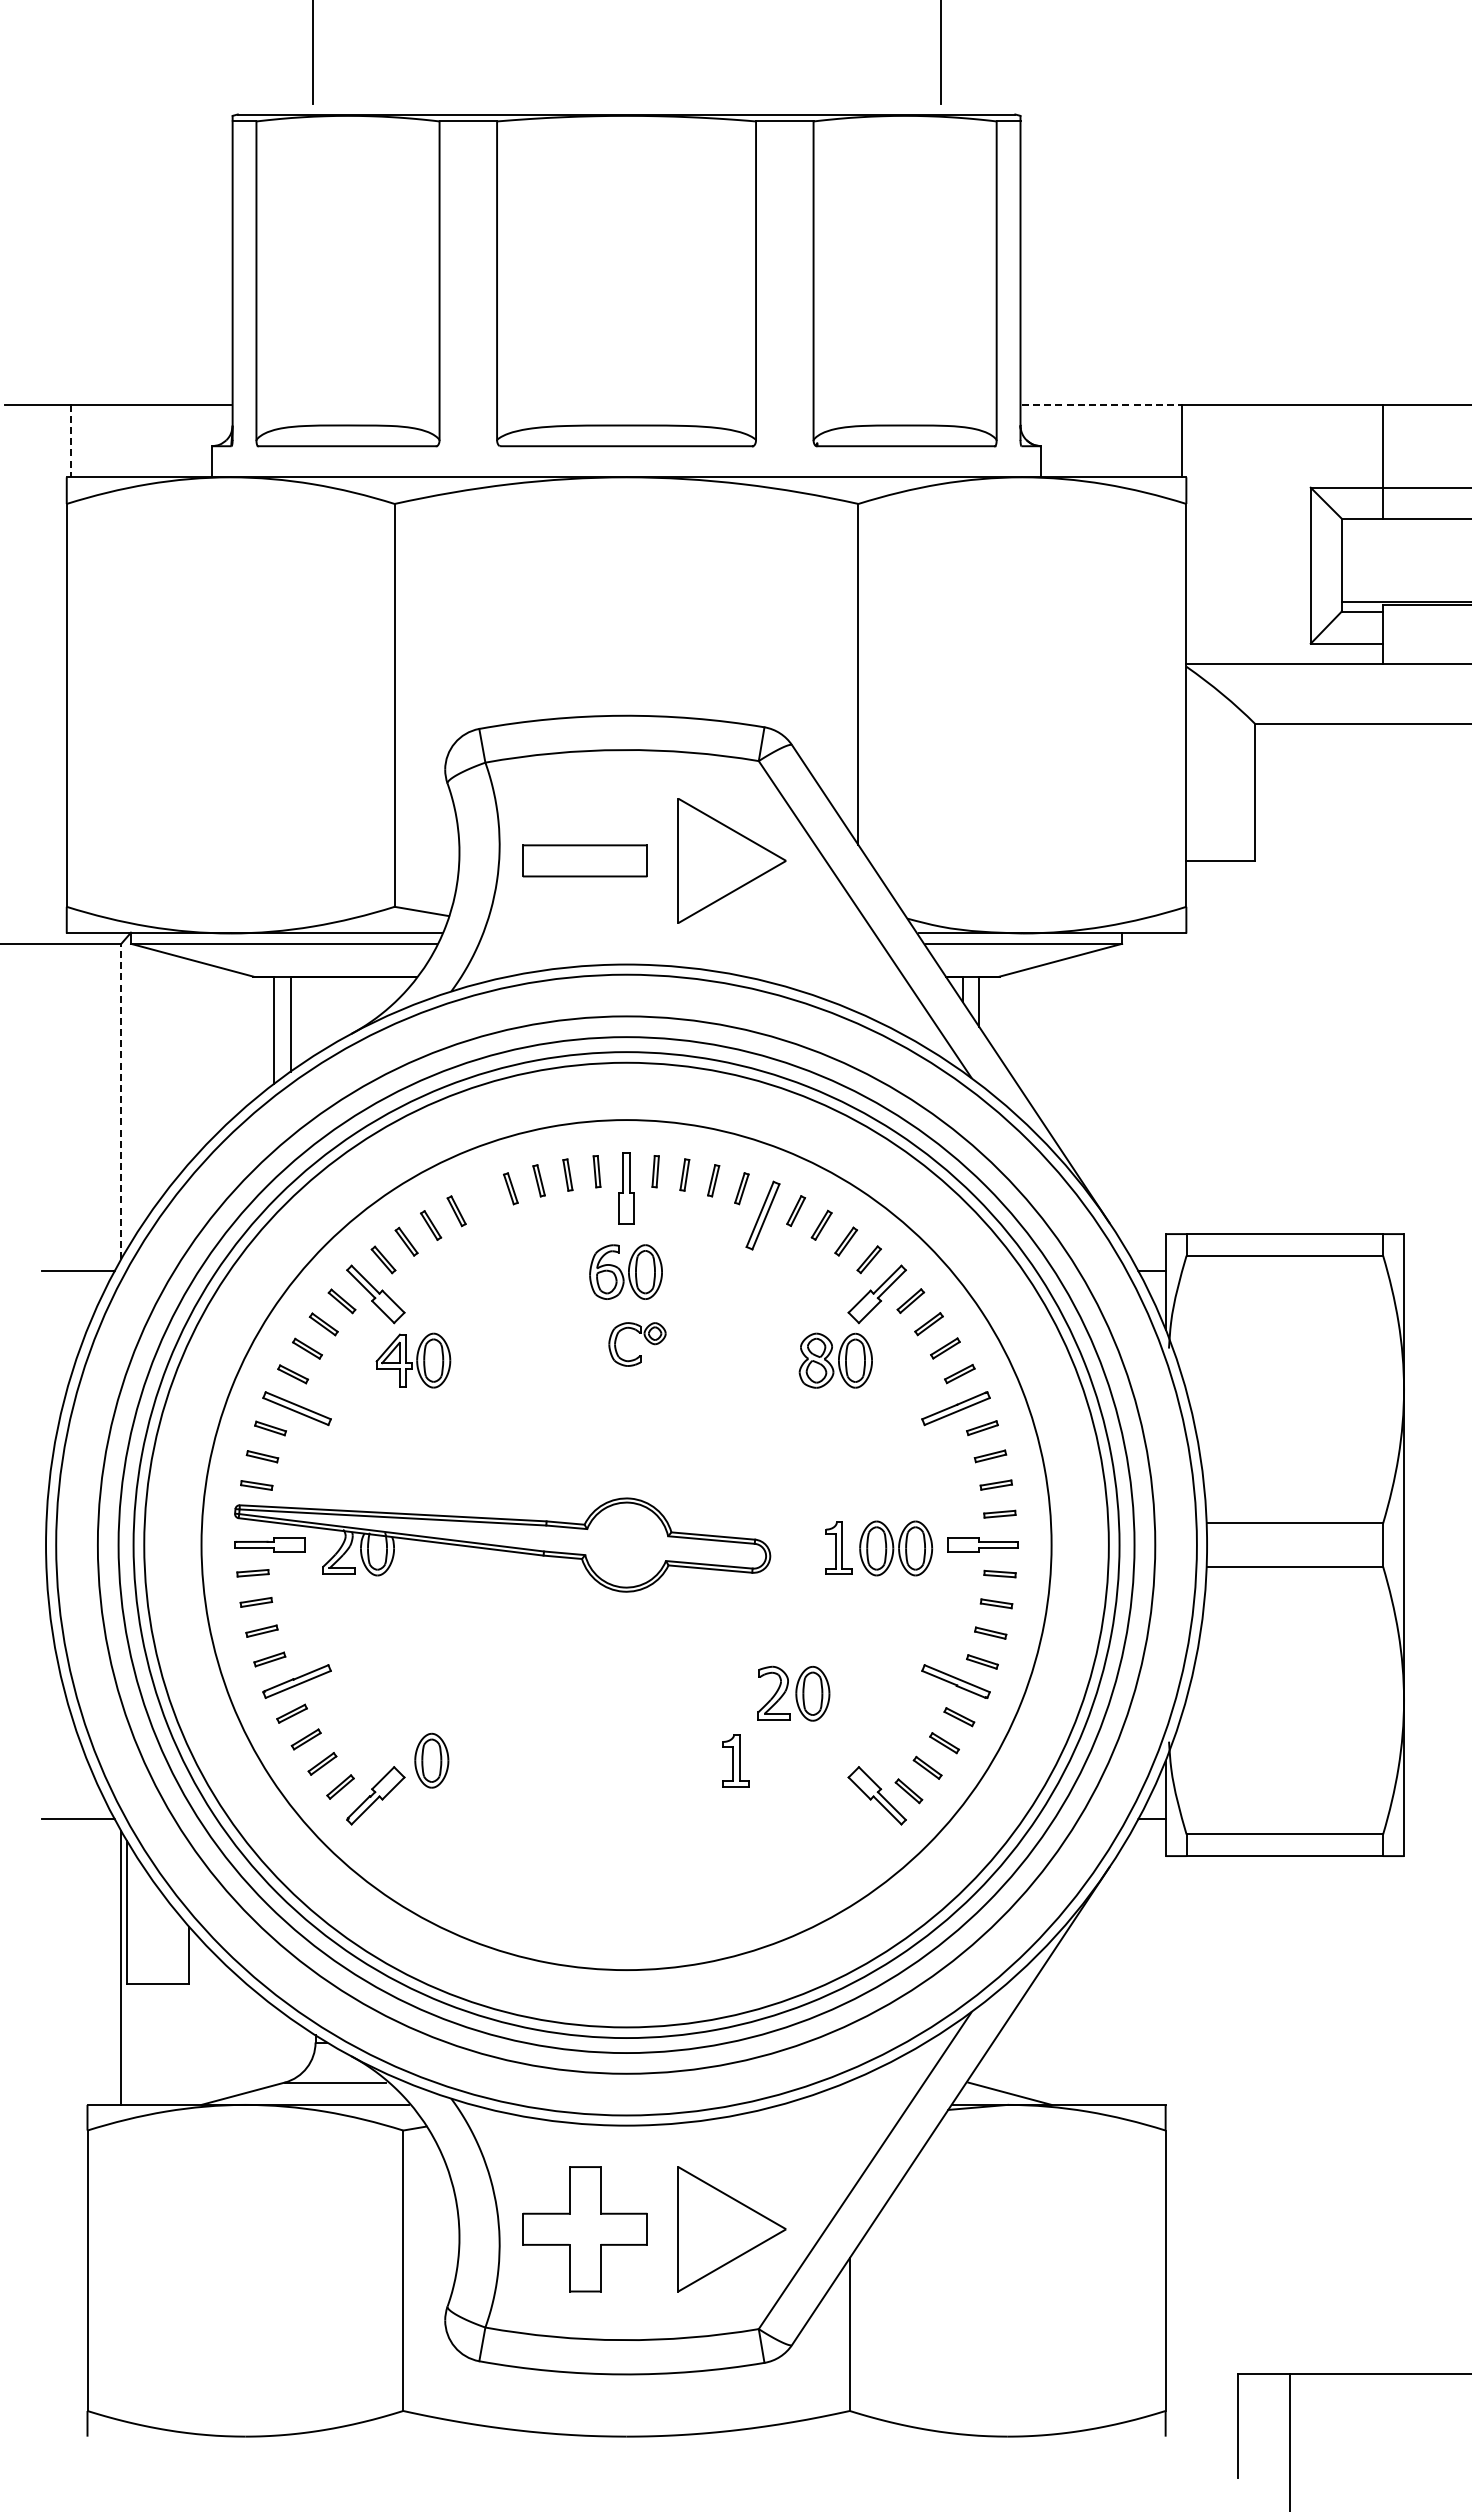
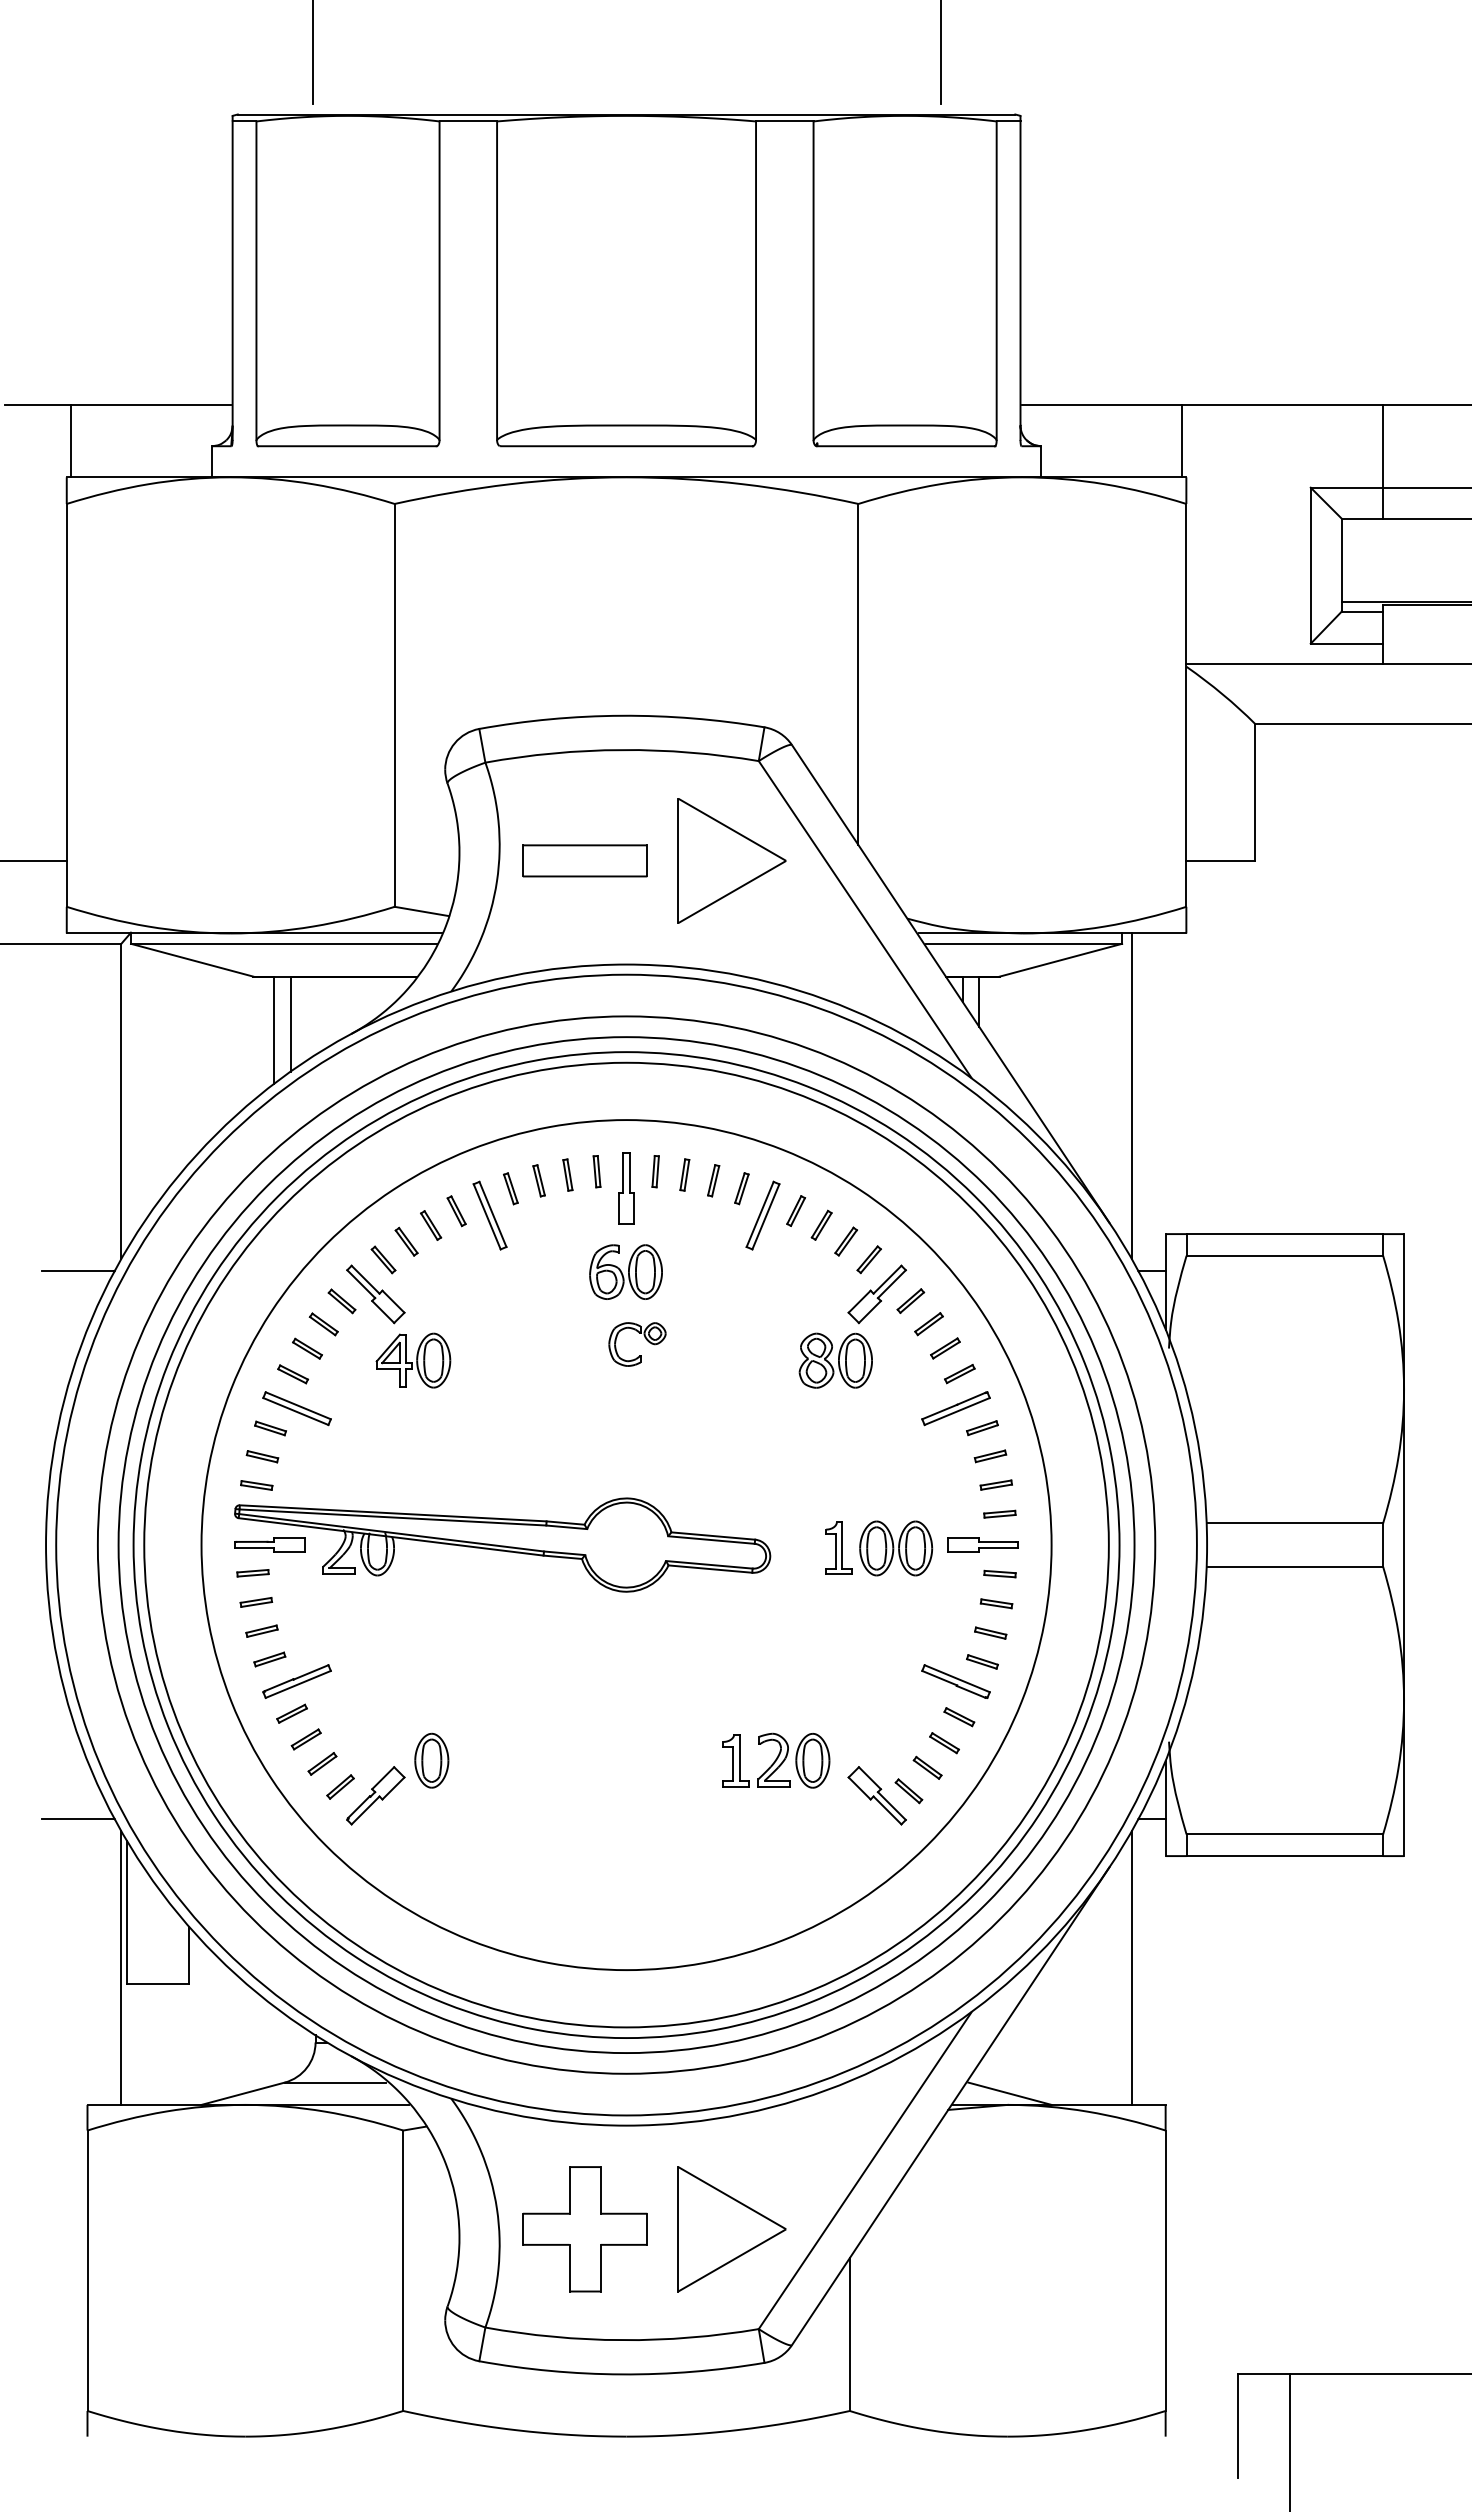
line: dashed -> solid (1102, 404)
line: dashed -> solid (70, 441)
line: none -> present (34, 860)
line: none -> present (1131, 1096)
line: dashed -> solid (121, 1101)
part: none -> present (489, 1215)
part position: (793, 1693) -> (793, 1760) (793, 1760)
line: none -> present (1131, 1967)
